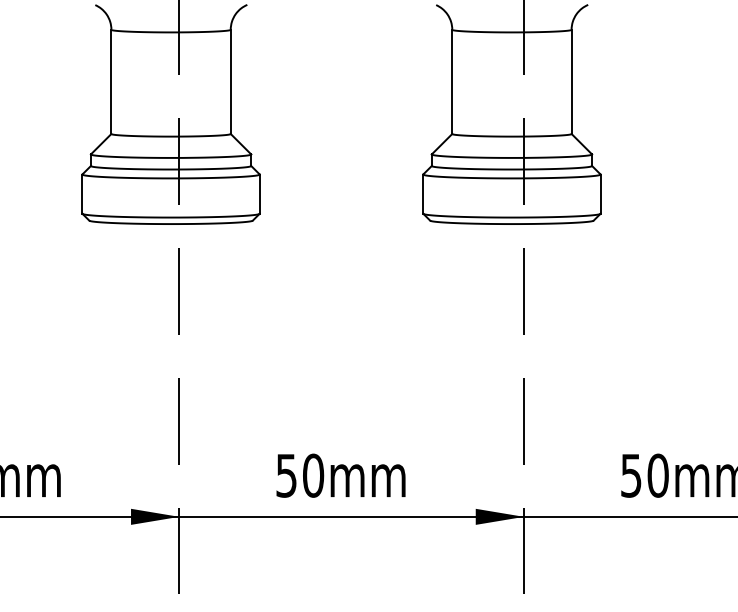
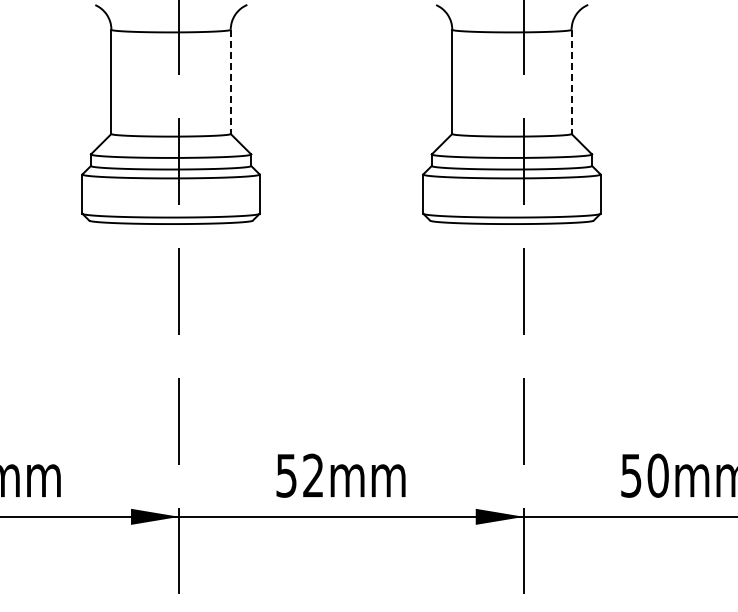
line: solid -> dashed (230, 82)
line: solid -> dashed (571, 82)
text: 50mm -> 52mm (313, 475)
